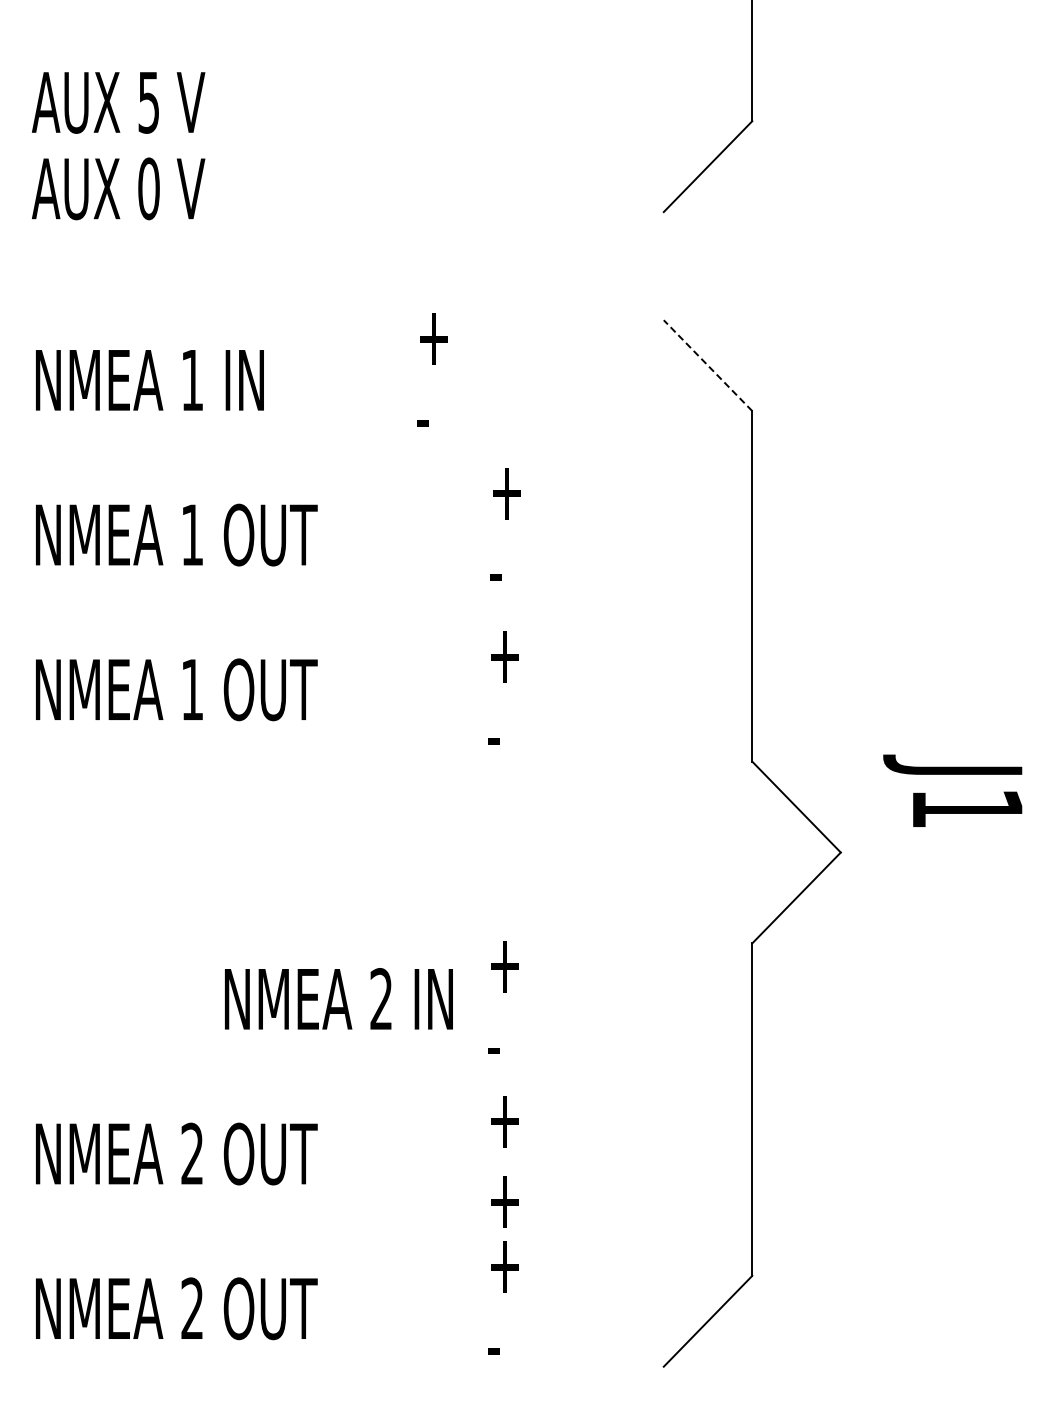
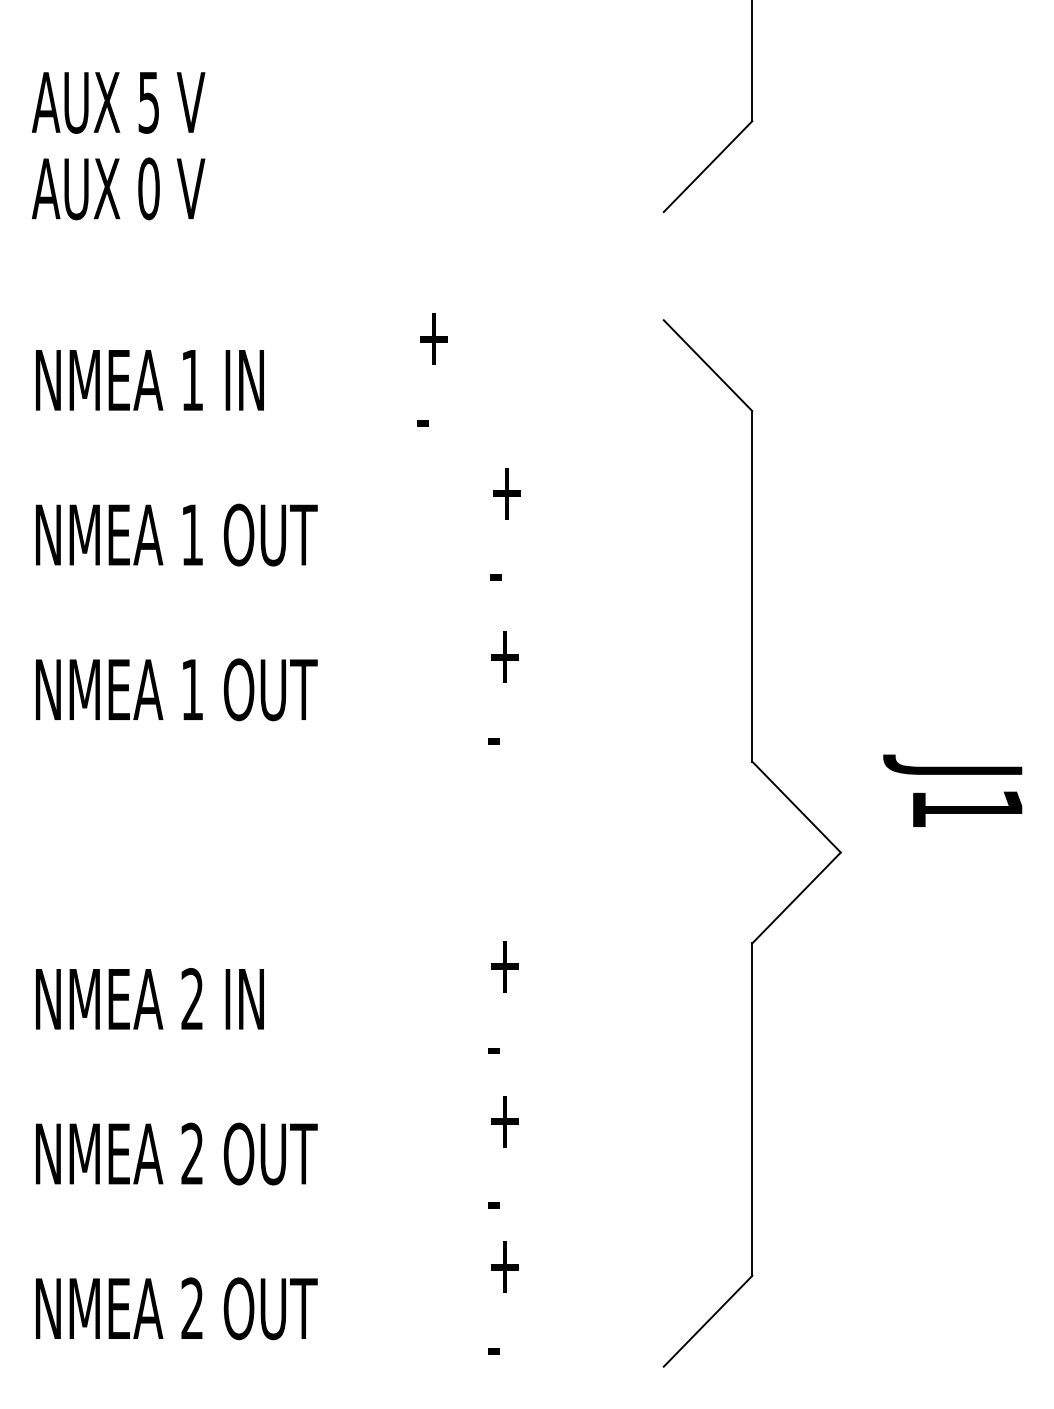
line: dashed -> solid (707, 365)
text position: (338, 998) -> (149, 998) (149, 998)
text: + -> - (503, 1201)
